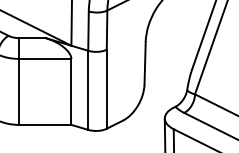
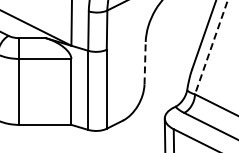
line: solid -> dashed (211, 47)
line: solid -> dashed (145, 62)
